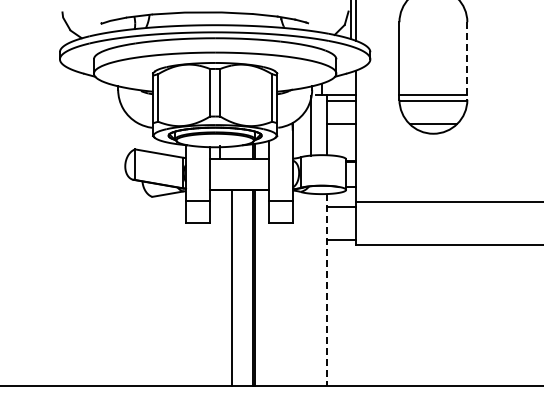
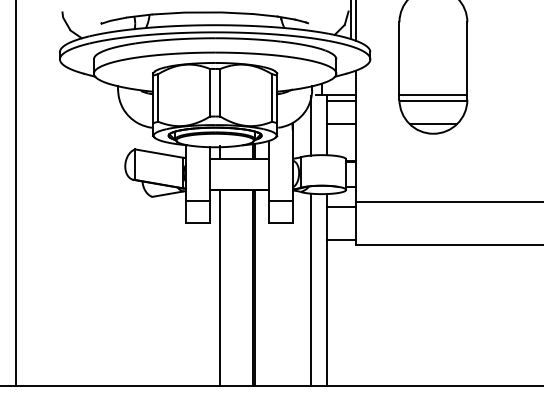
line: dashed -> solid (467, 61)
line: none -> present (16, 193)
line position: (232, 287) -> (220, 287) (220, 287)
line: none -> present (310, 289)
line: dashed -> solid (326, 290)
